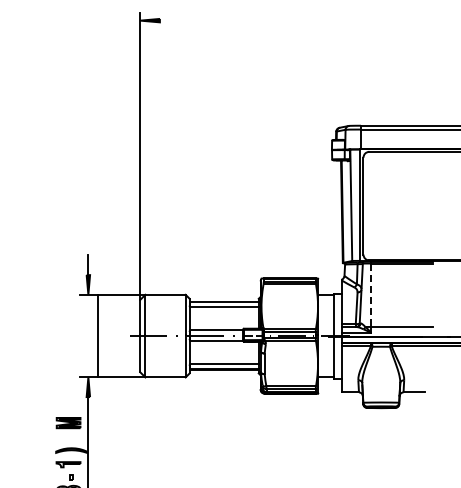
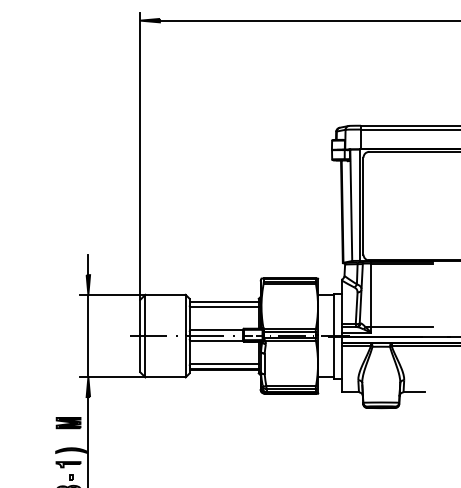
line: none -> present (308, 20)
line: dashed -> solid (371, 295)
line position: (98, 335) -> (88, 335) (88, 335)
